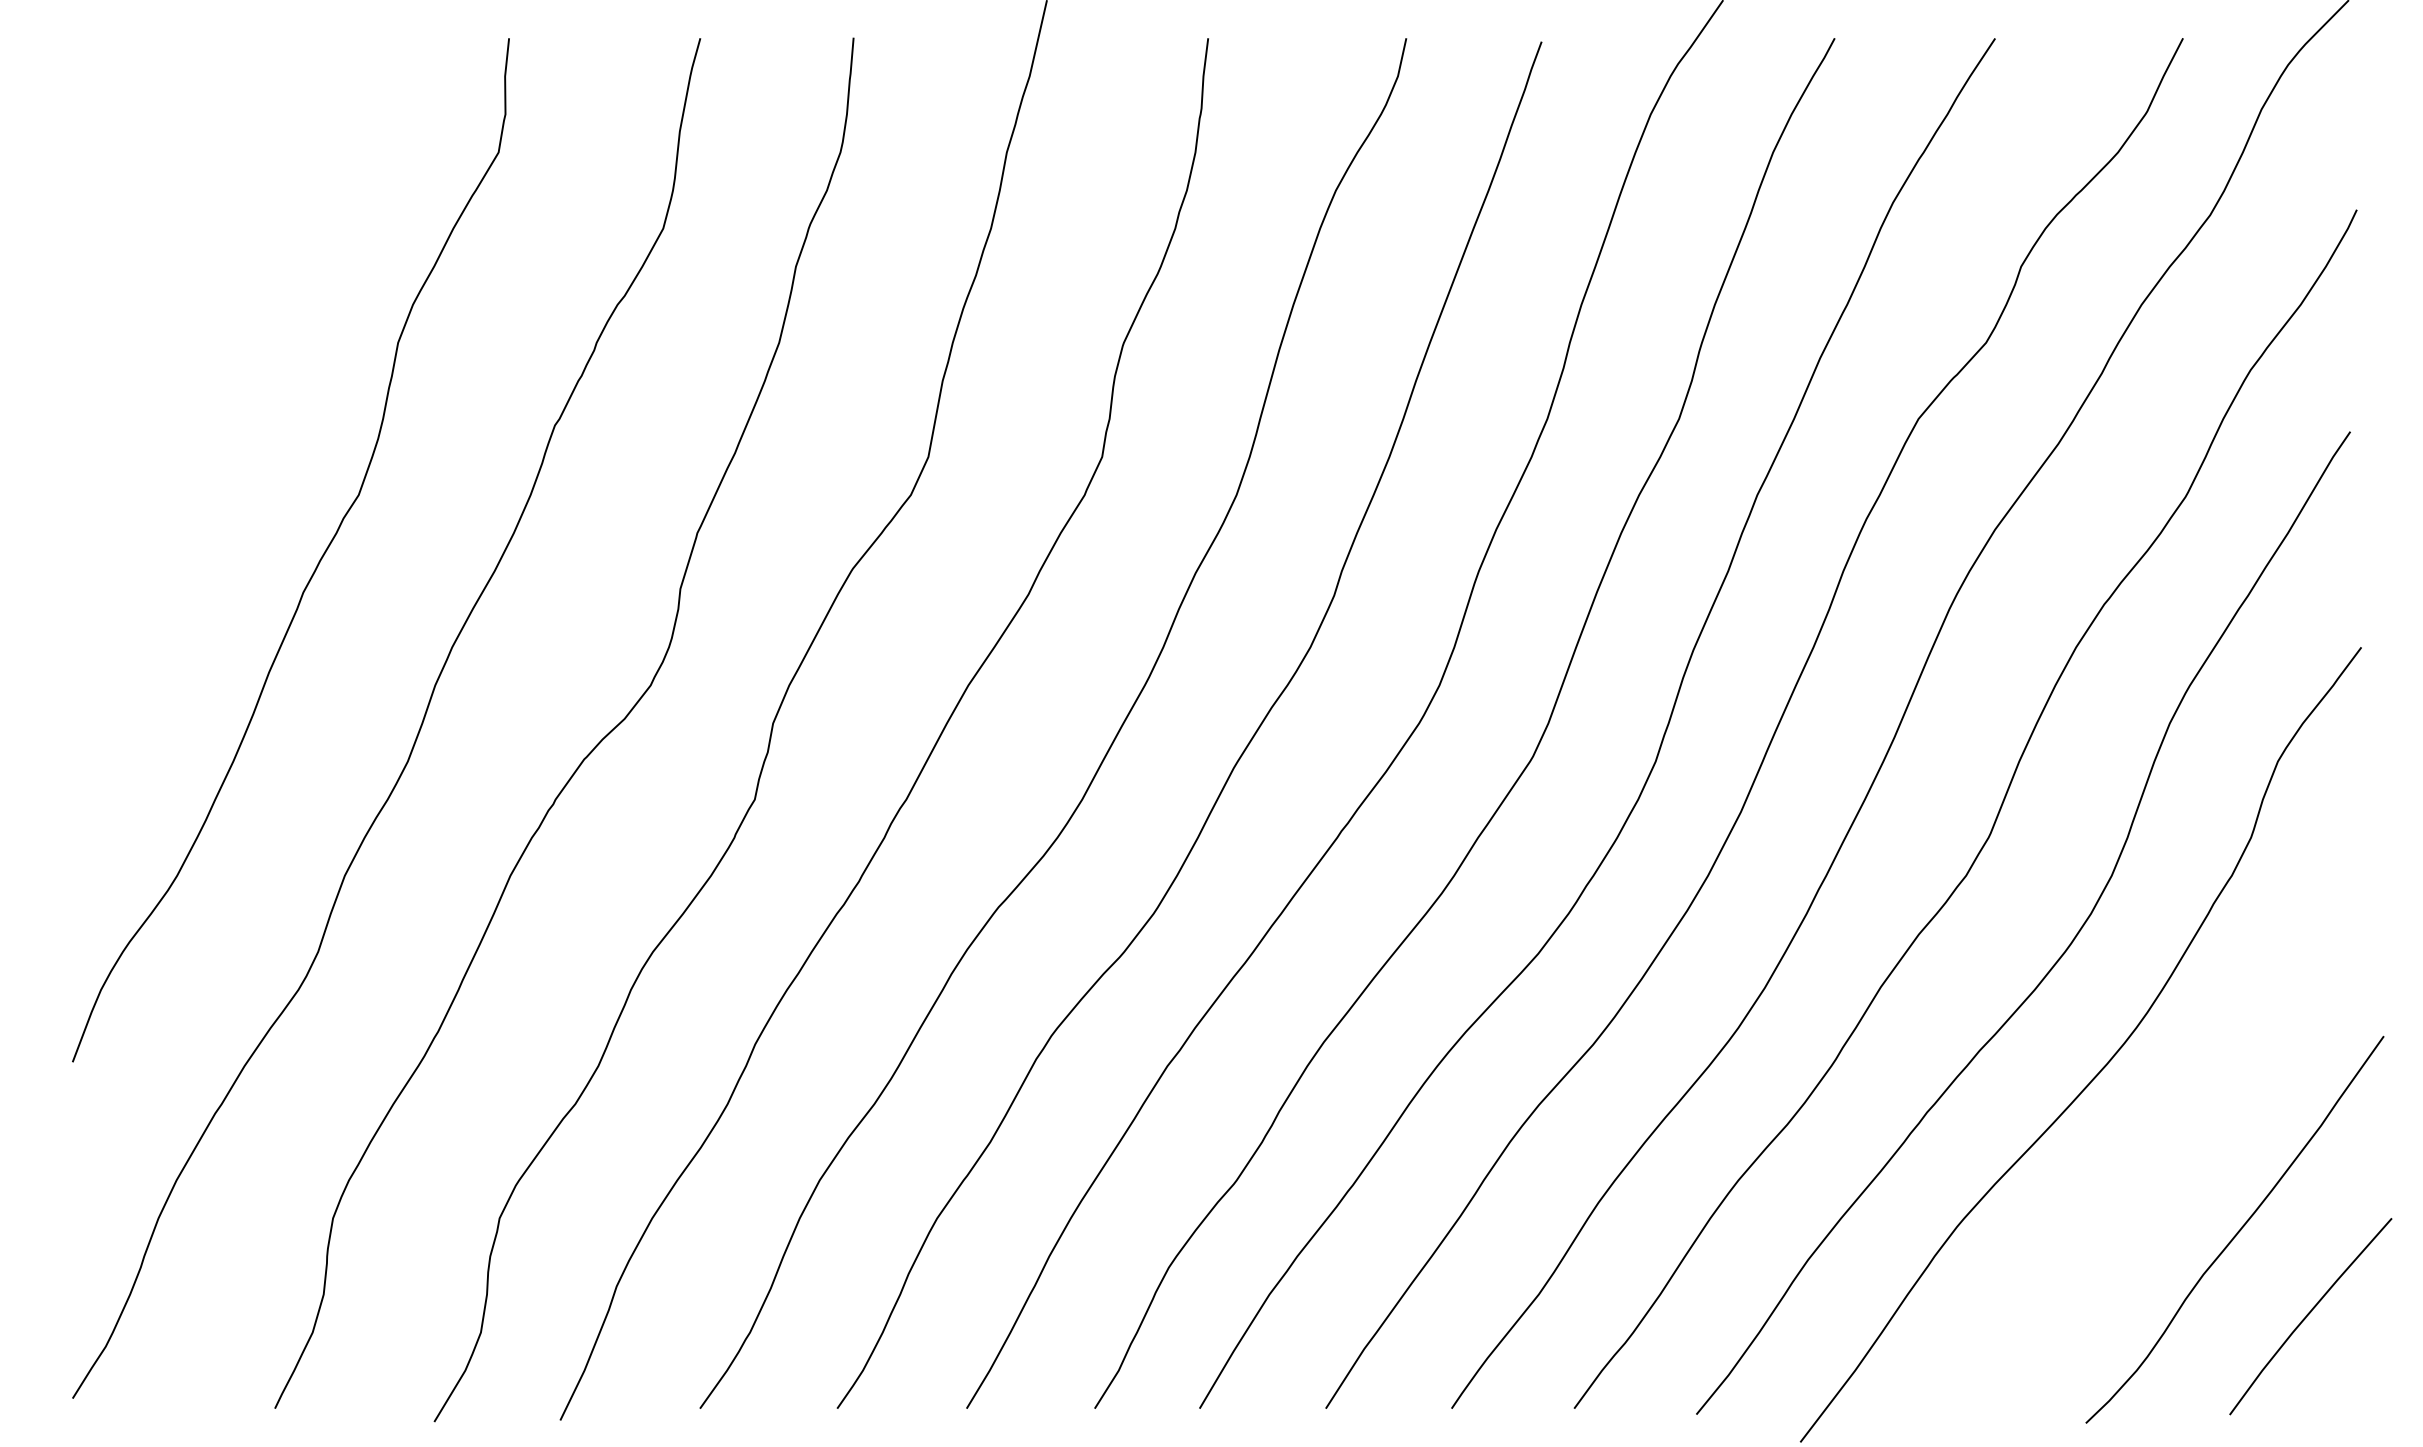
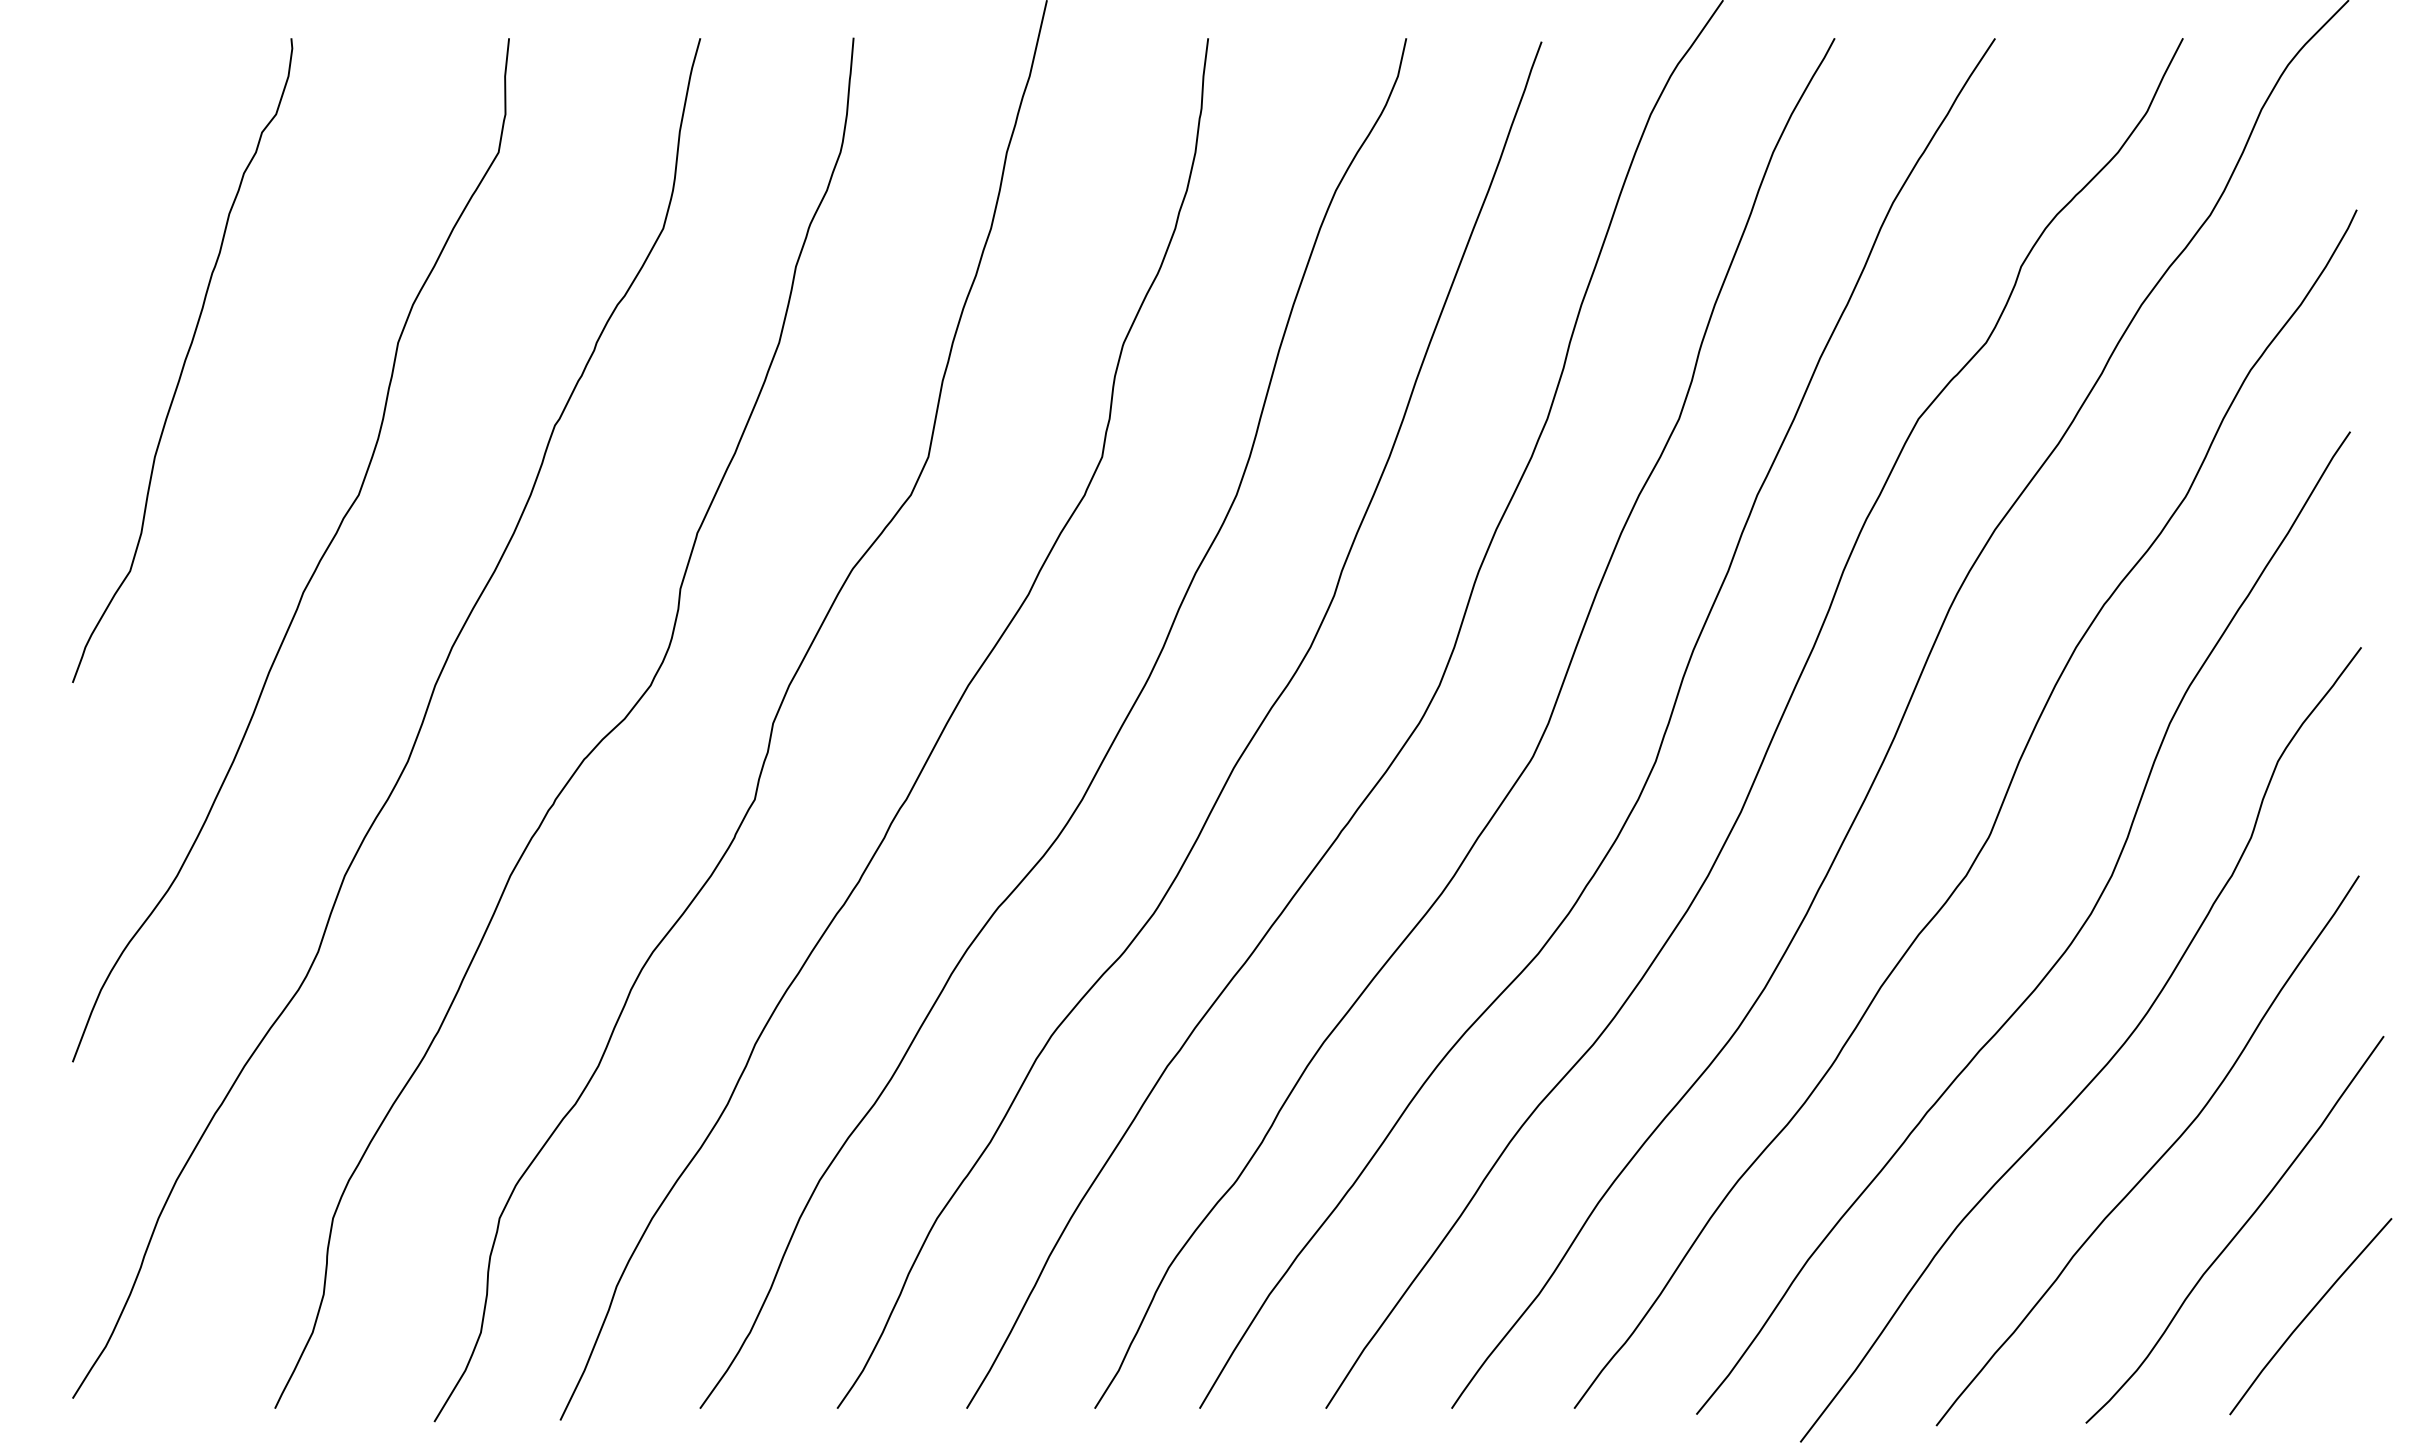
curve: none -> present (184, 360)
curve: none -> present (2157, 1160)
